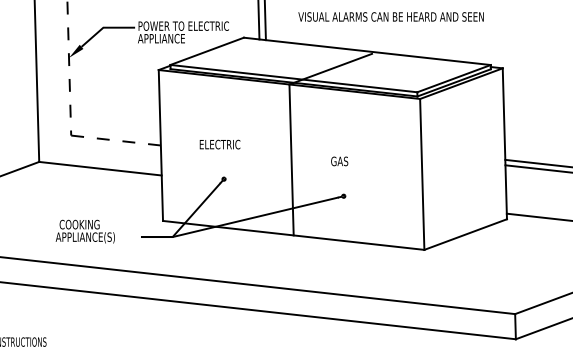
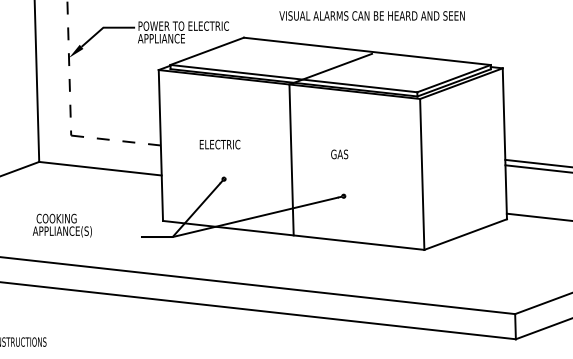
text position: (390, 16) -> (371, 15) (371, 15)
line: present -> none (258, 20)
line: present -> none (264, 21)
text position: (339, 161) -> (339, 154) (339, 154)
text position: (84, 231) -> (61, 225) (61, 225)
